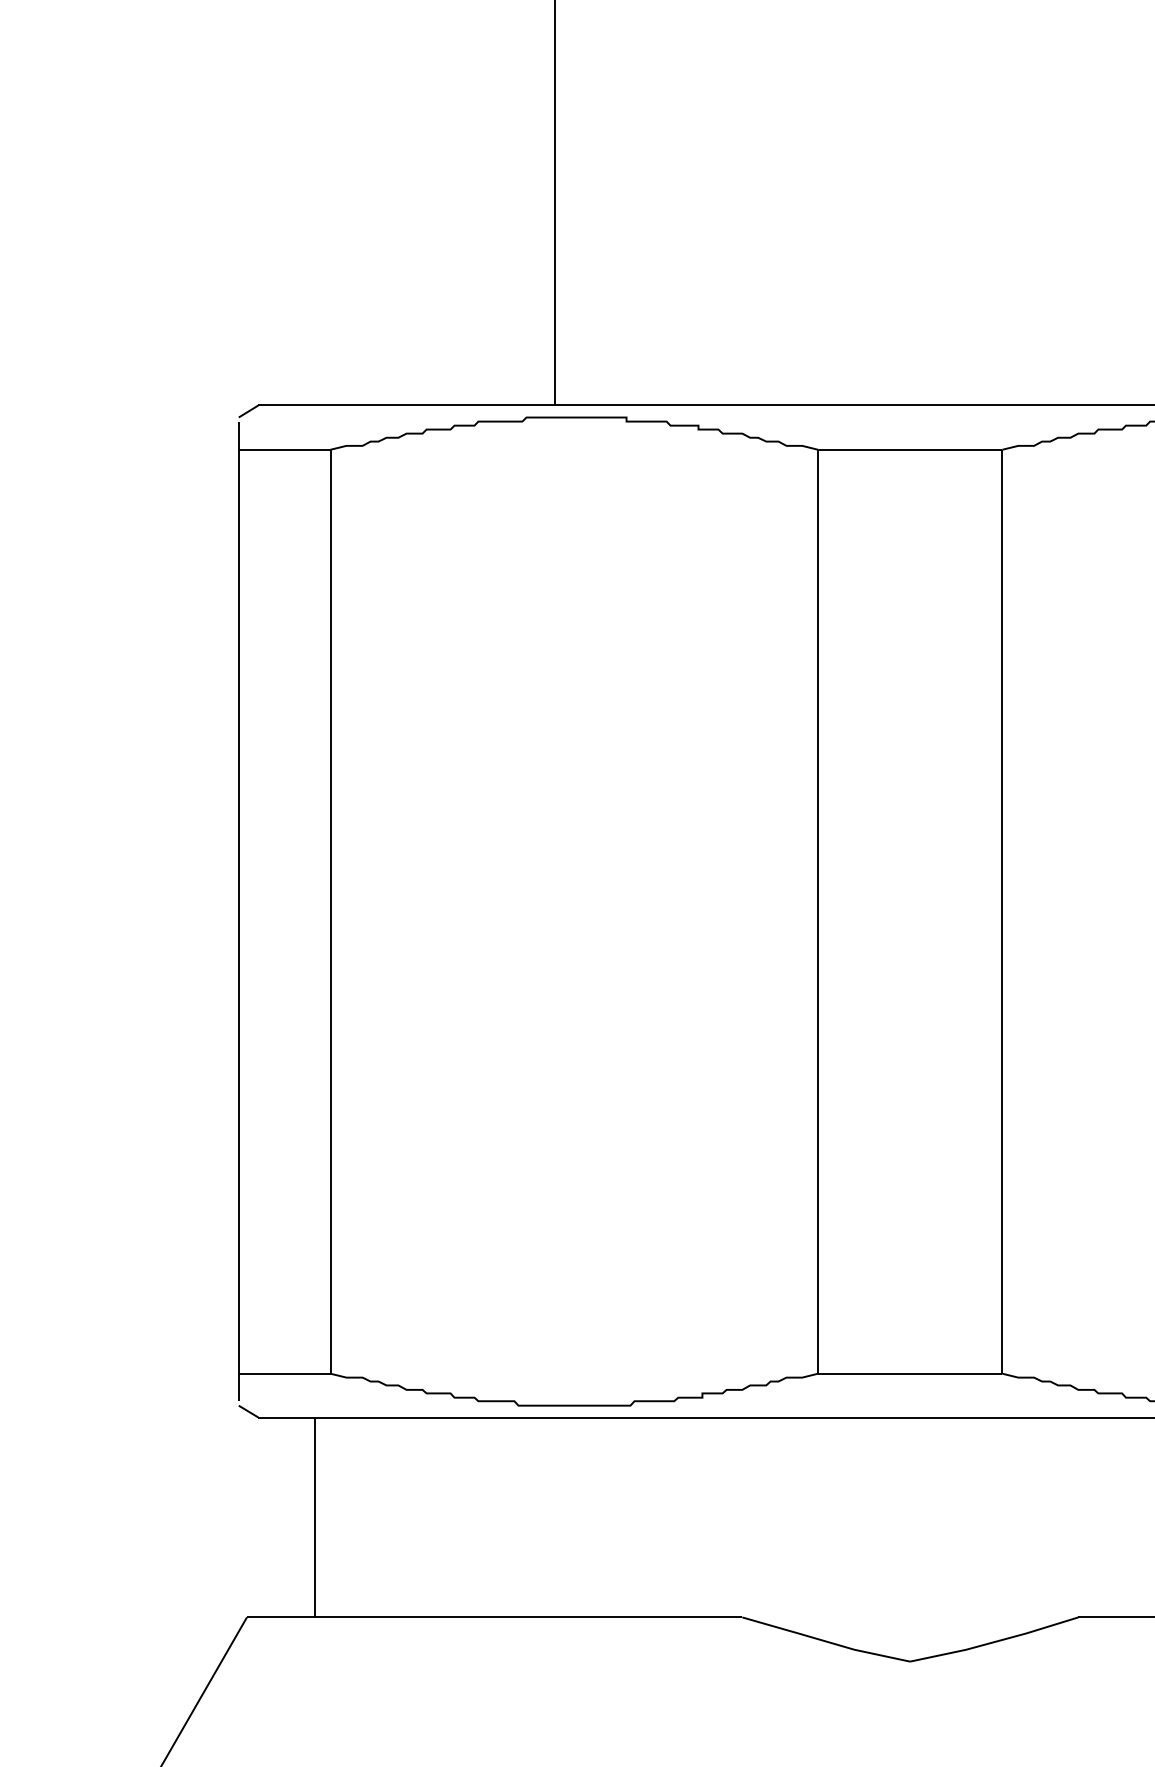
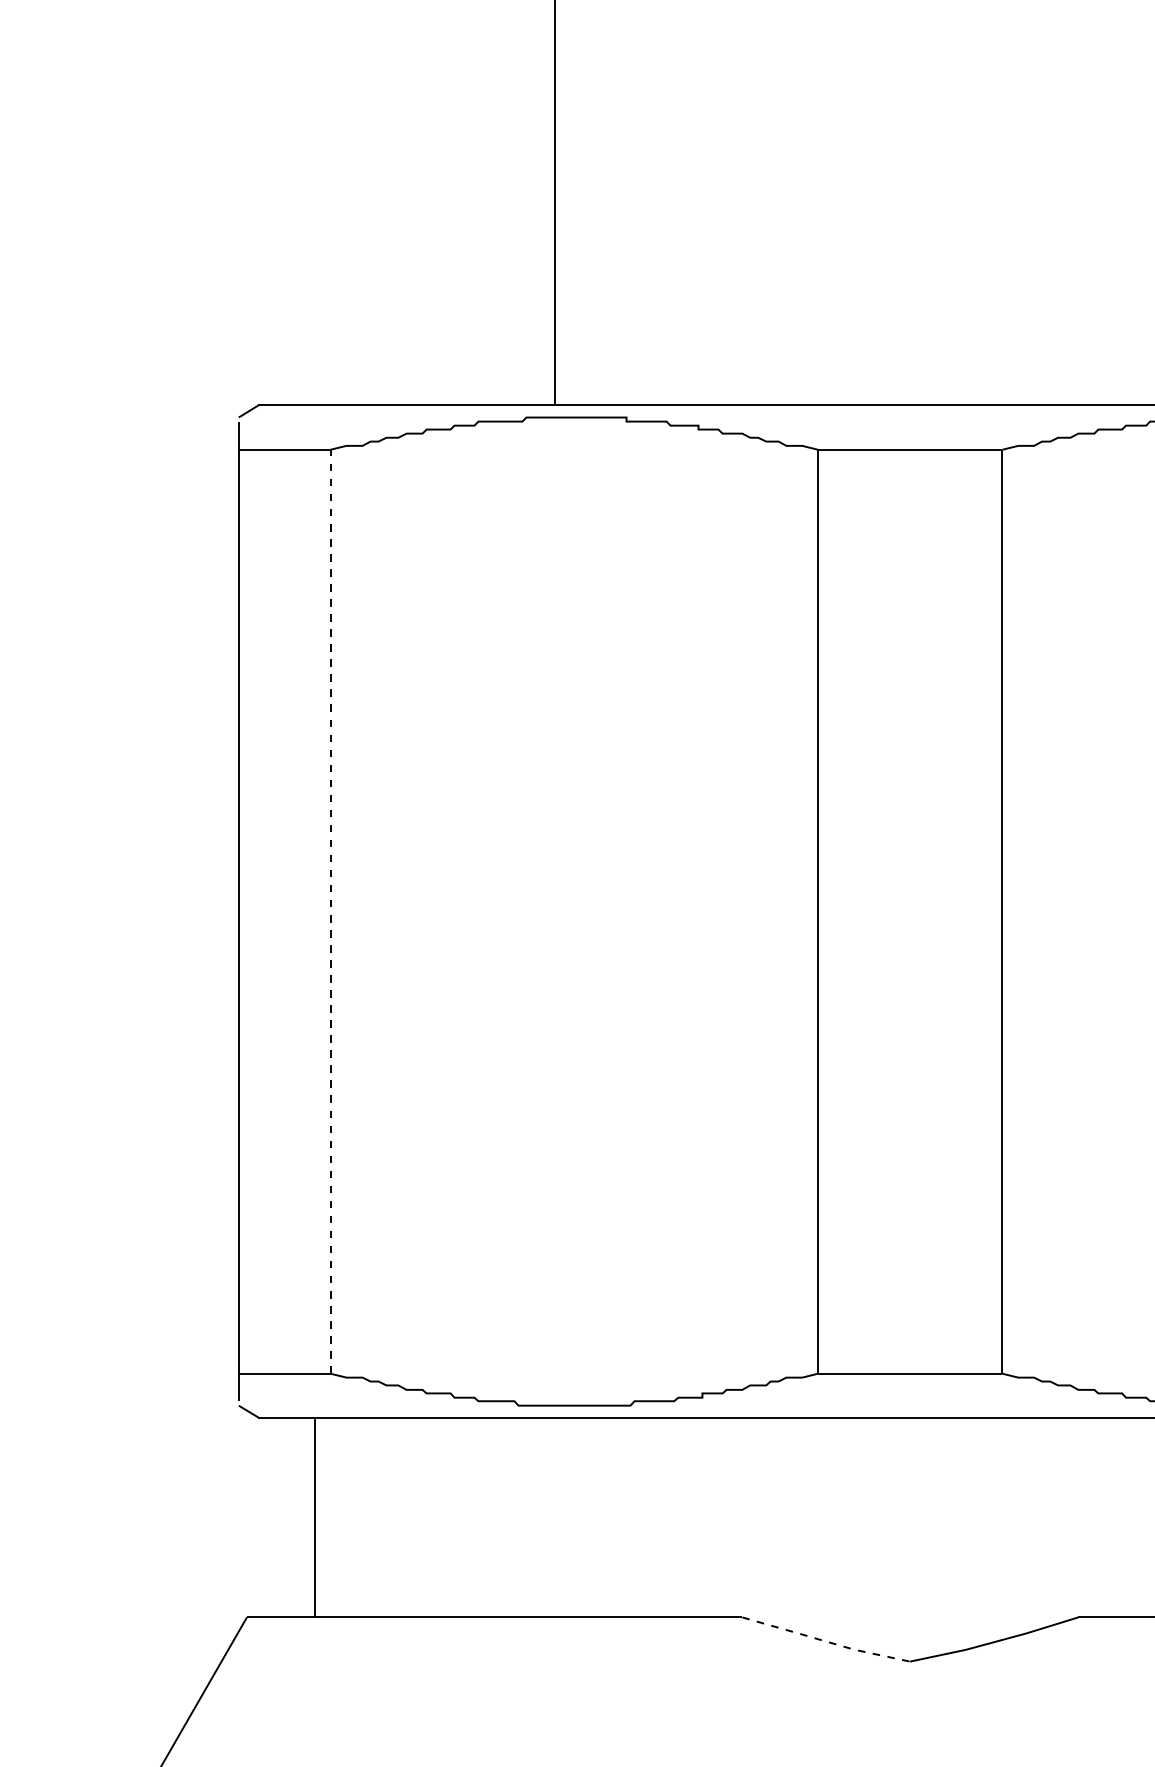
line: solid -> dashed (330, 911)
line: solid -> dashed (825, 1641)
